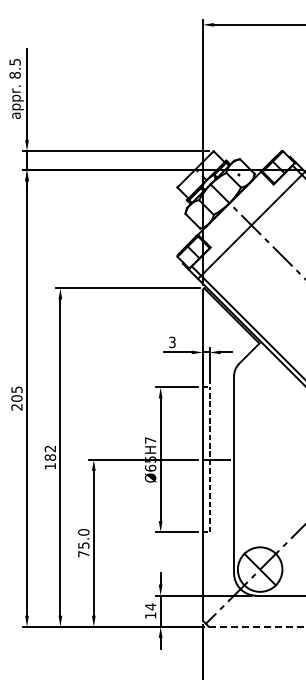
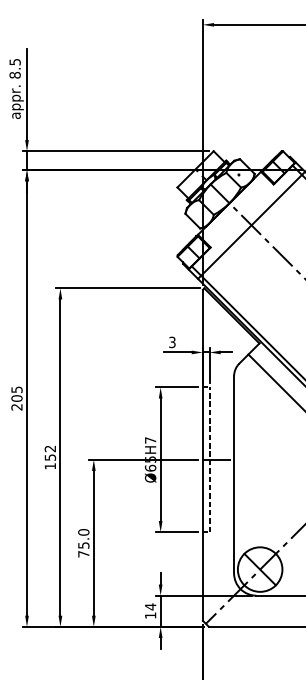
line: none -> present (275, 381)
text: 182 -> 152 (49, 457)
line: dashed -> solid (257, 626)
